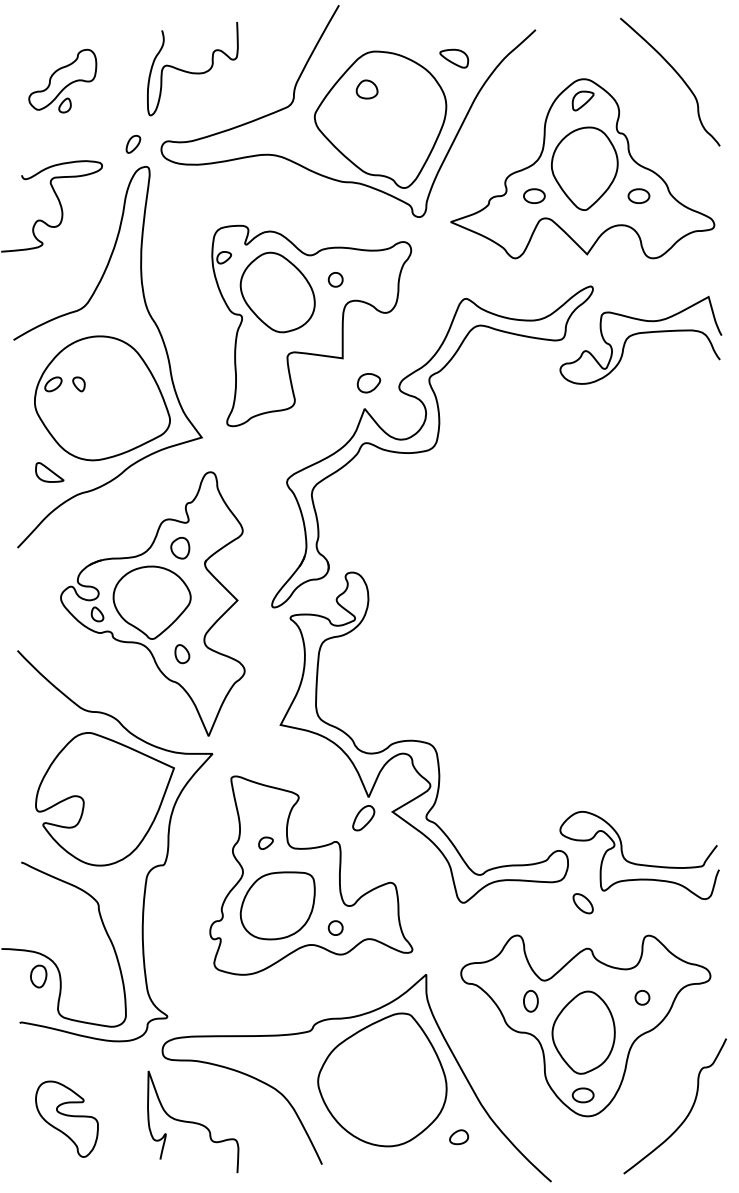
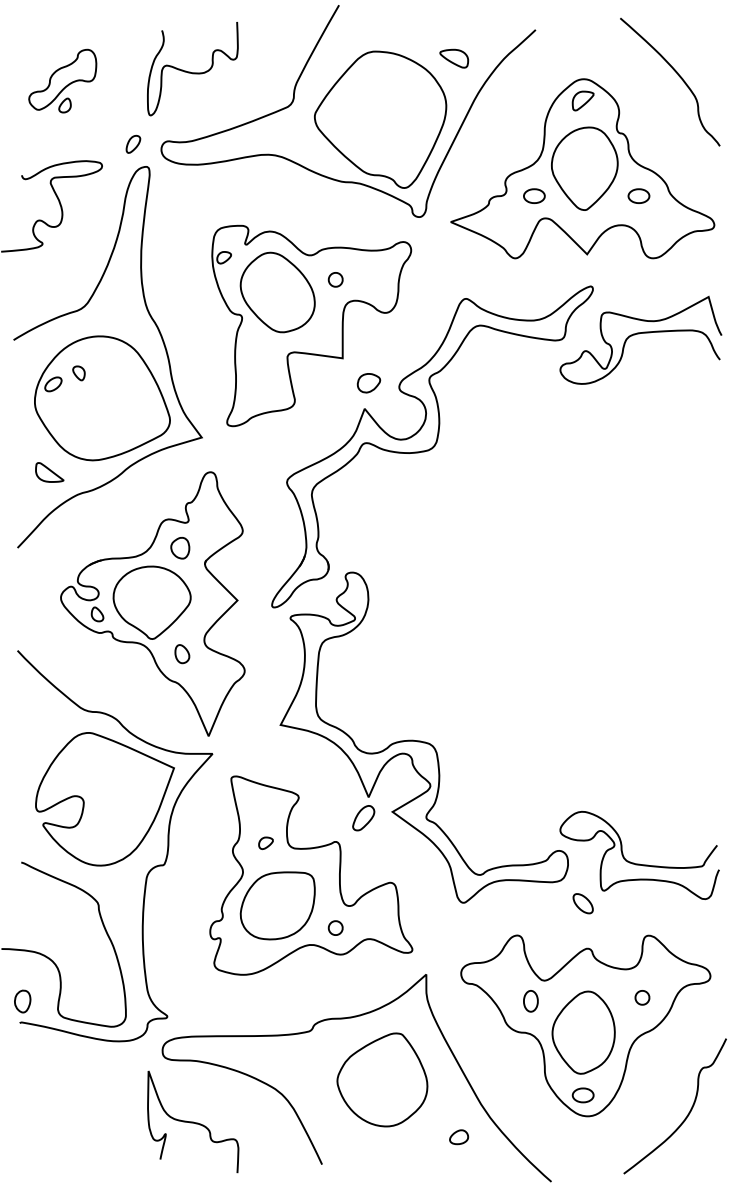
part: present -> none (366, 89)
part position: (78, 384) -> (78, 373) (78, 373)
part position: (38, 976) -> (22, 1001) (22, 1001)
part size: 131x136 px -> 93x96 px (382, 1079)
part: present -> none (66, 1118)
